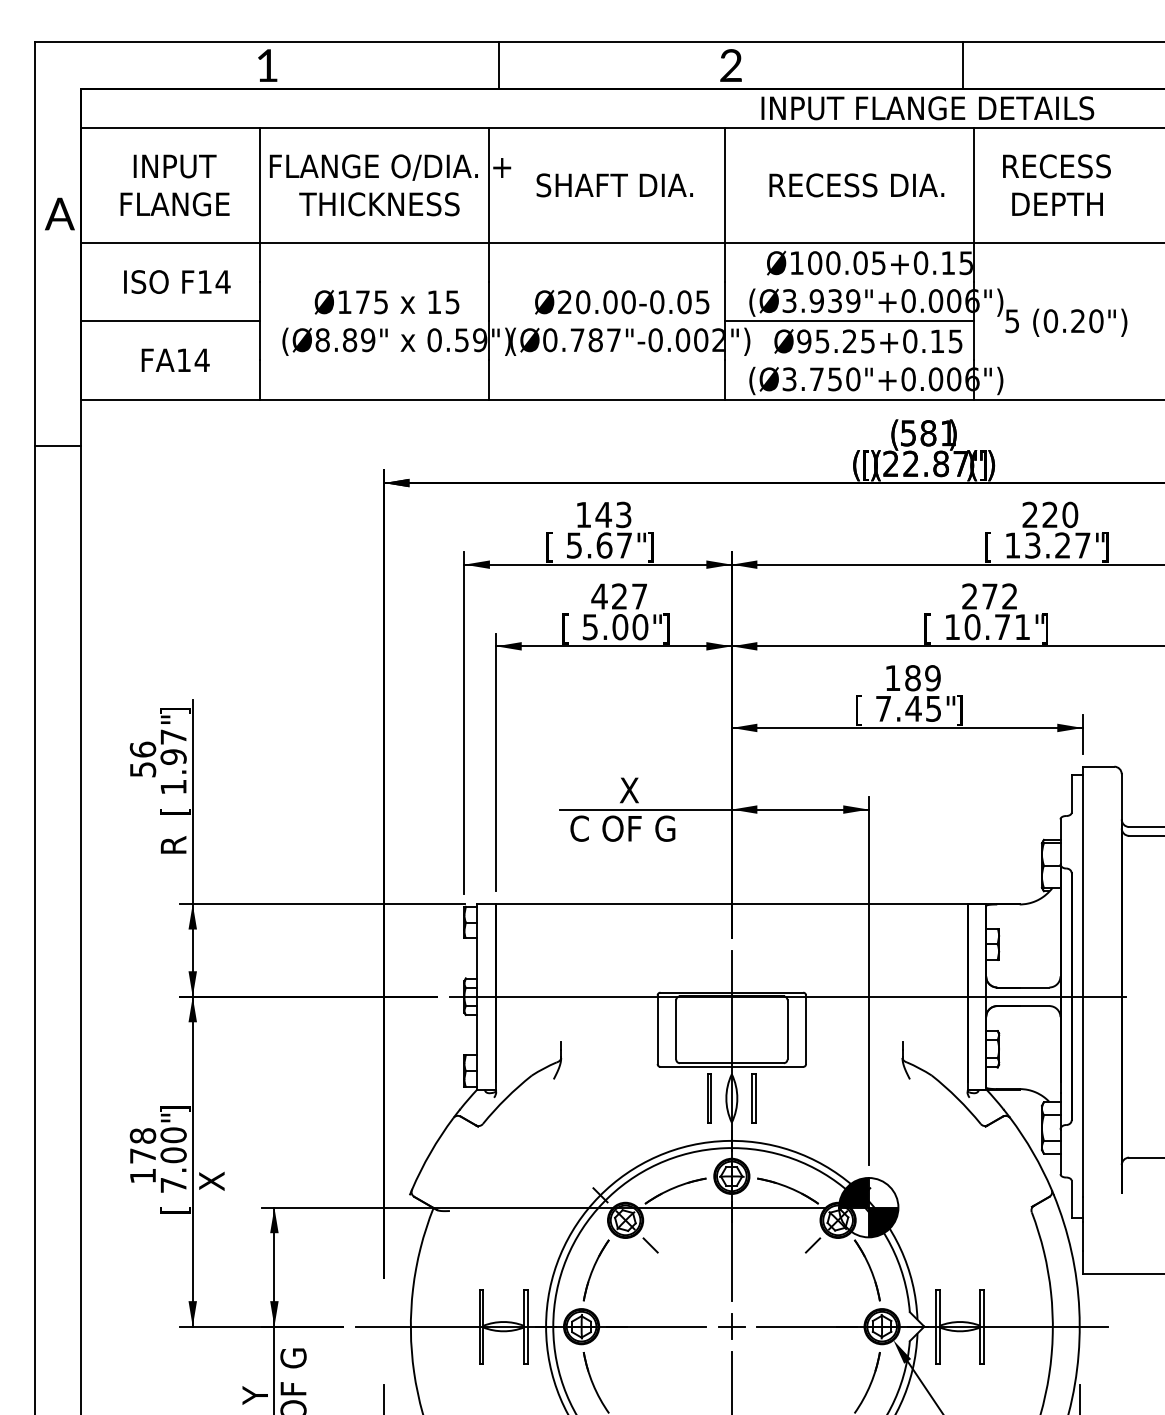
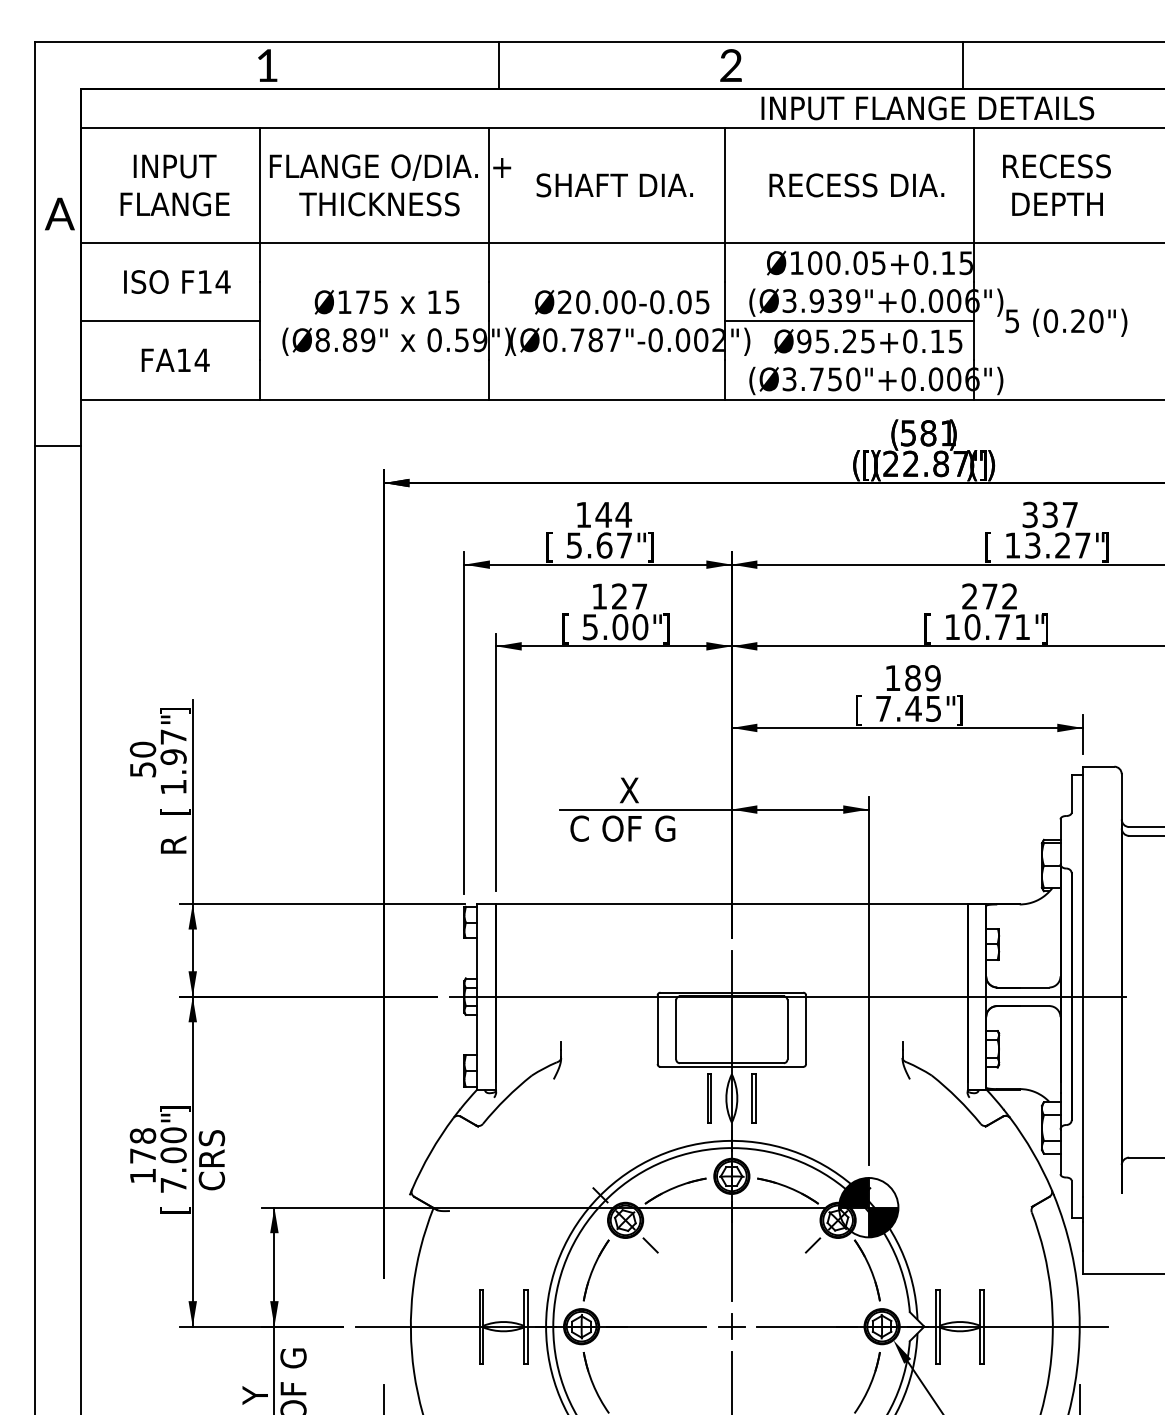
text: 143 -> 144 (623, 514)
text: 220 -> 337 (1050, 514)
text: 427 -> 127 (599, 596)
text: 56 -> 50 (142, 749)
text: X -> CRS (211, 1160)
